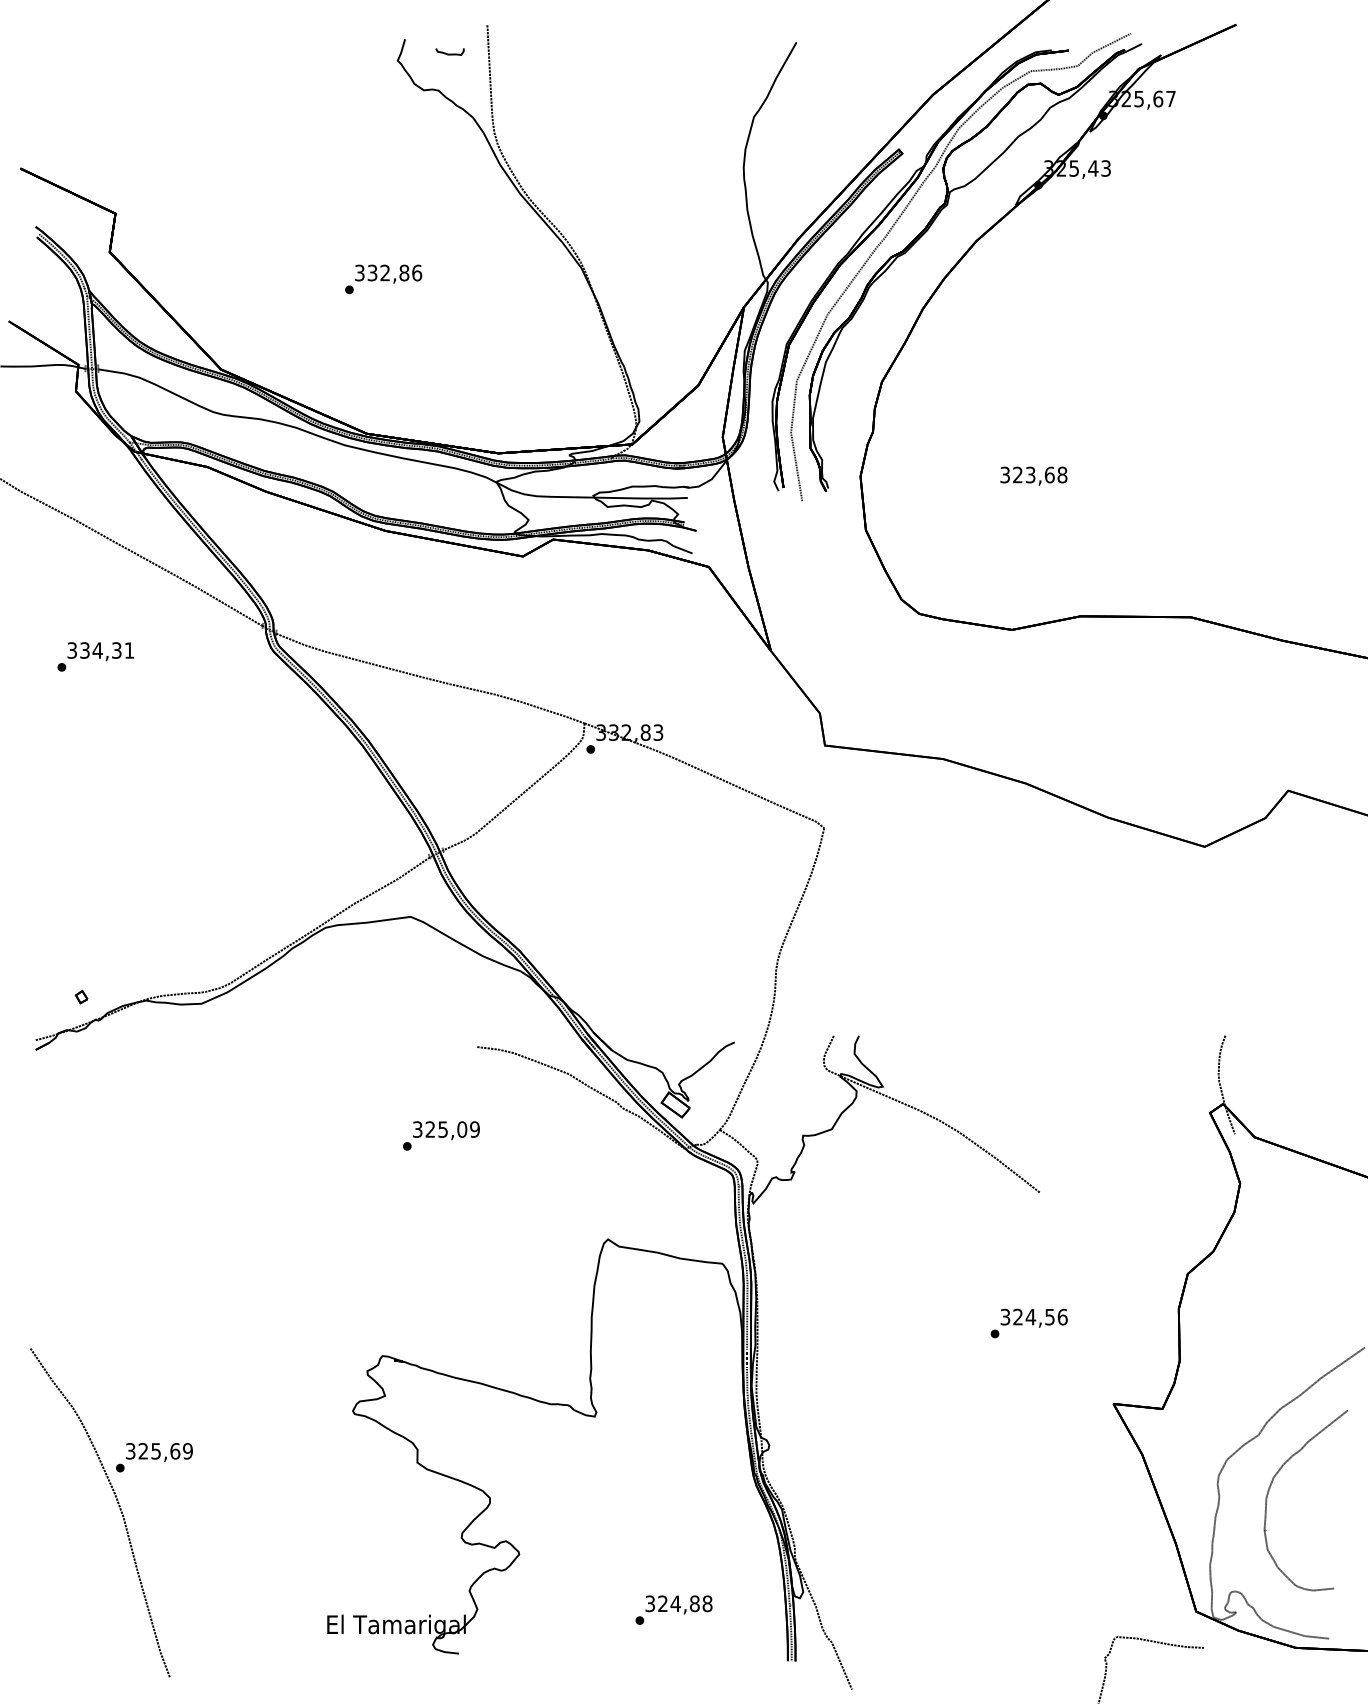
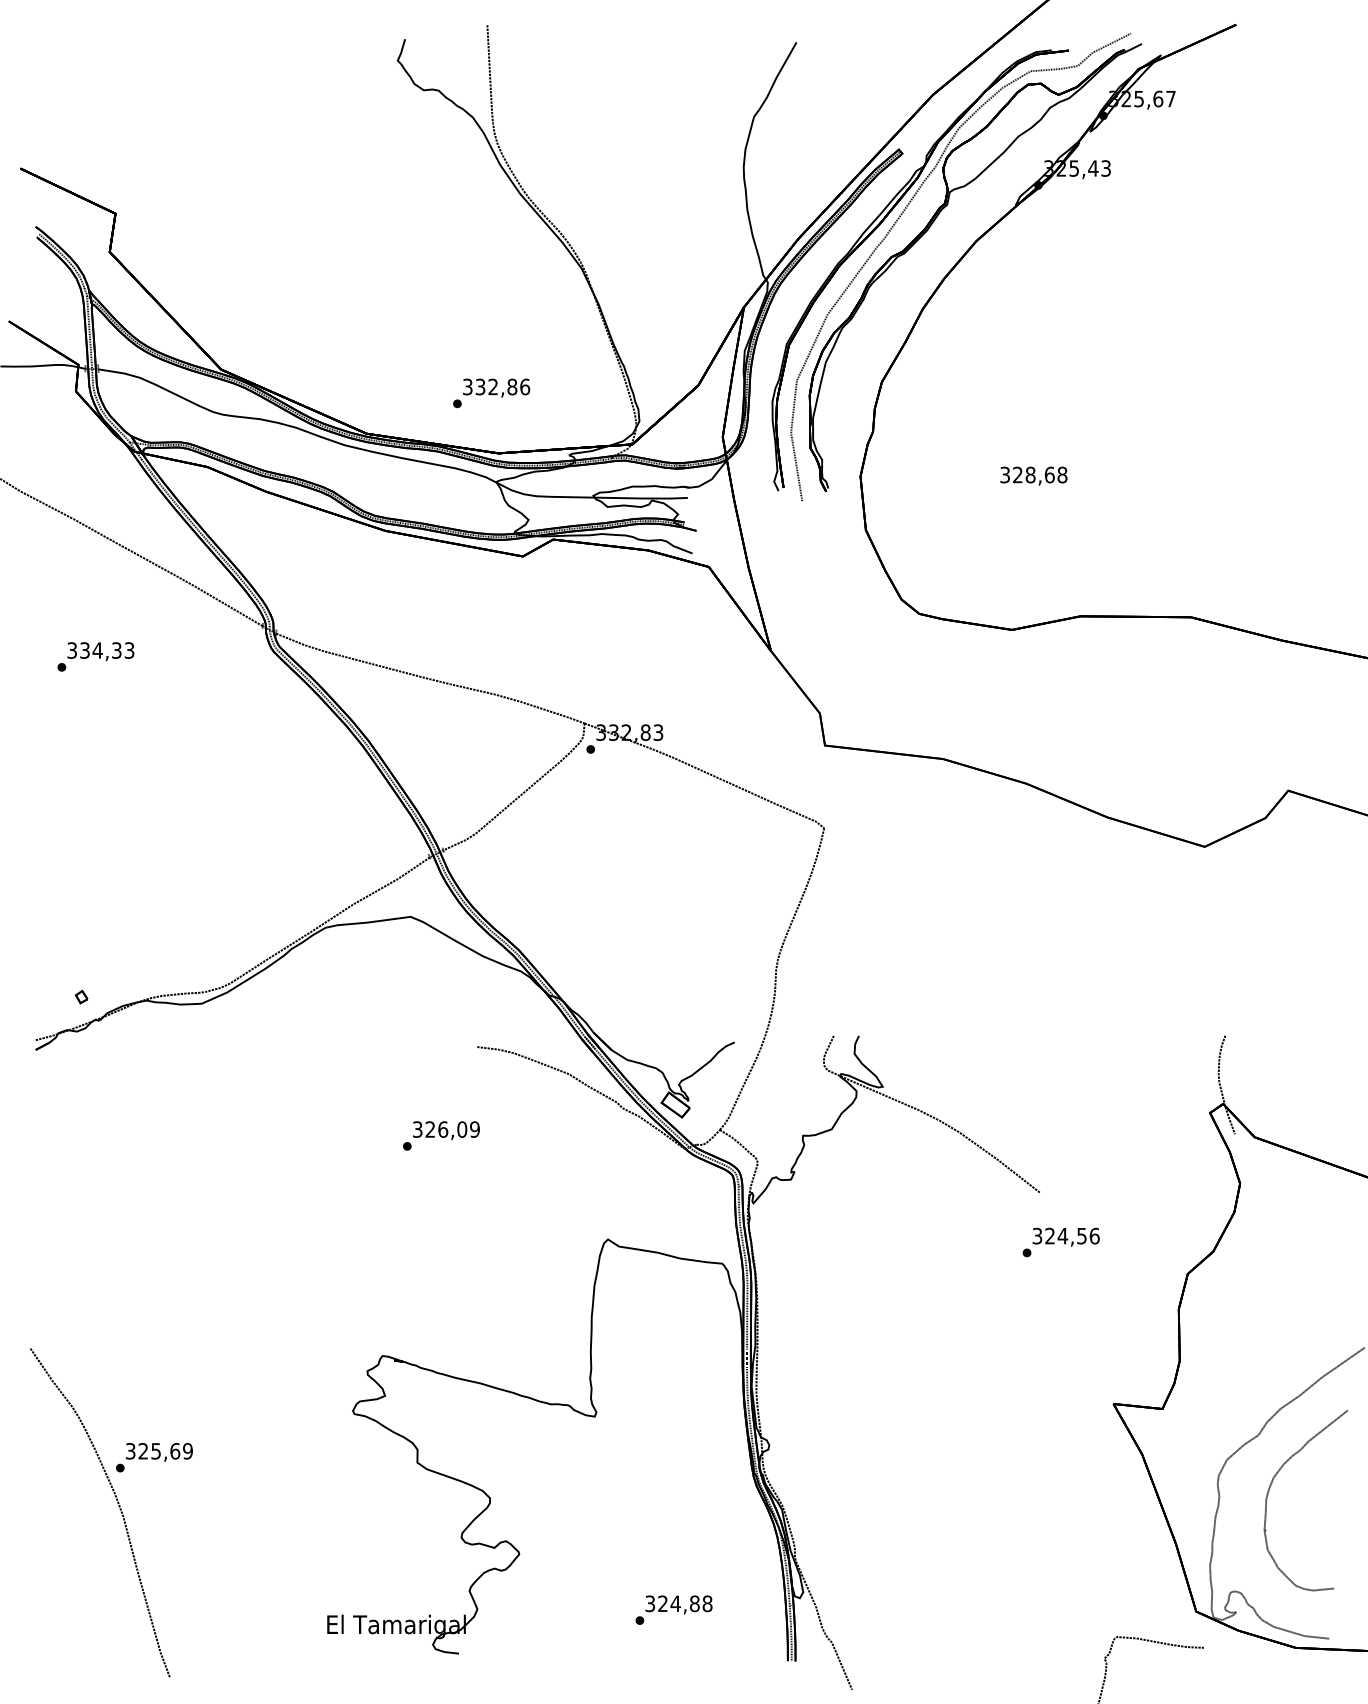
curve: present -> none (449, 53)
text position: (383, 279) -> (491, 393) (491, 393)
text: 323,68 -> 328,68 (1030, 474)
text: 334,31 -> 334,33 (129, 650)
text: 325,09 -> 326,09 (443, 1129)
text position: (1028, 1323) -> (1060, 1242) (1060, 1242)
